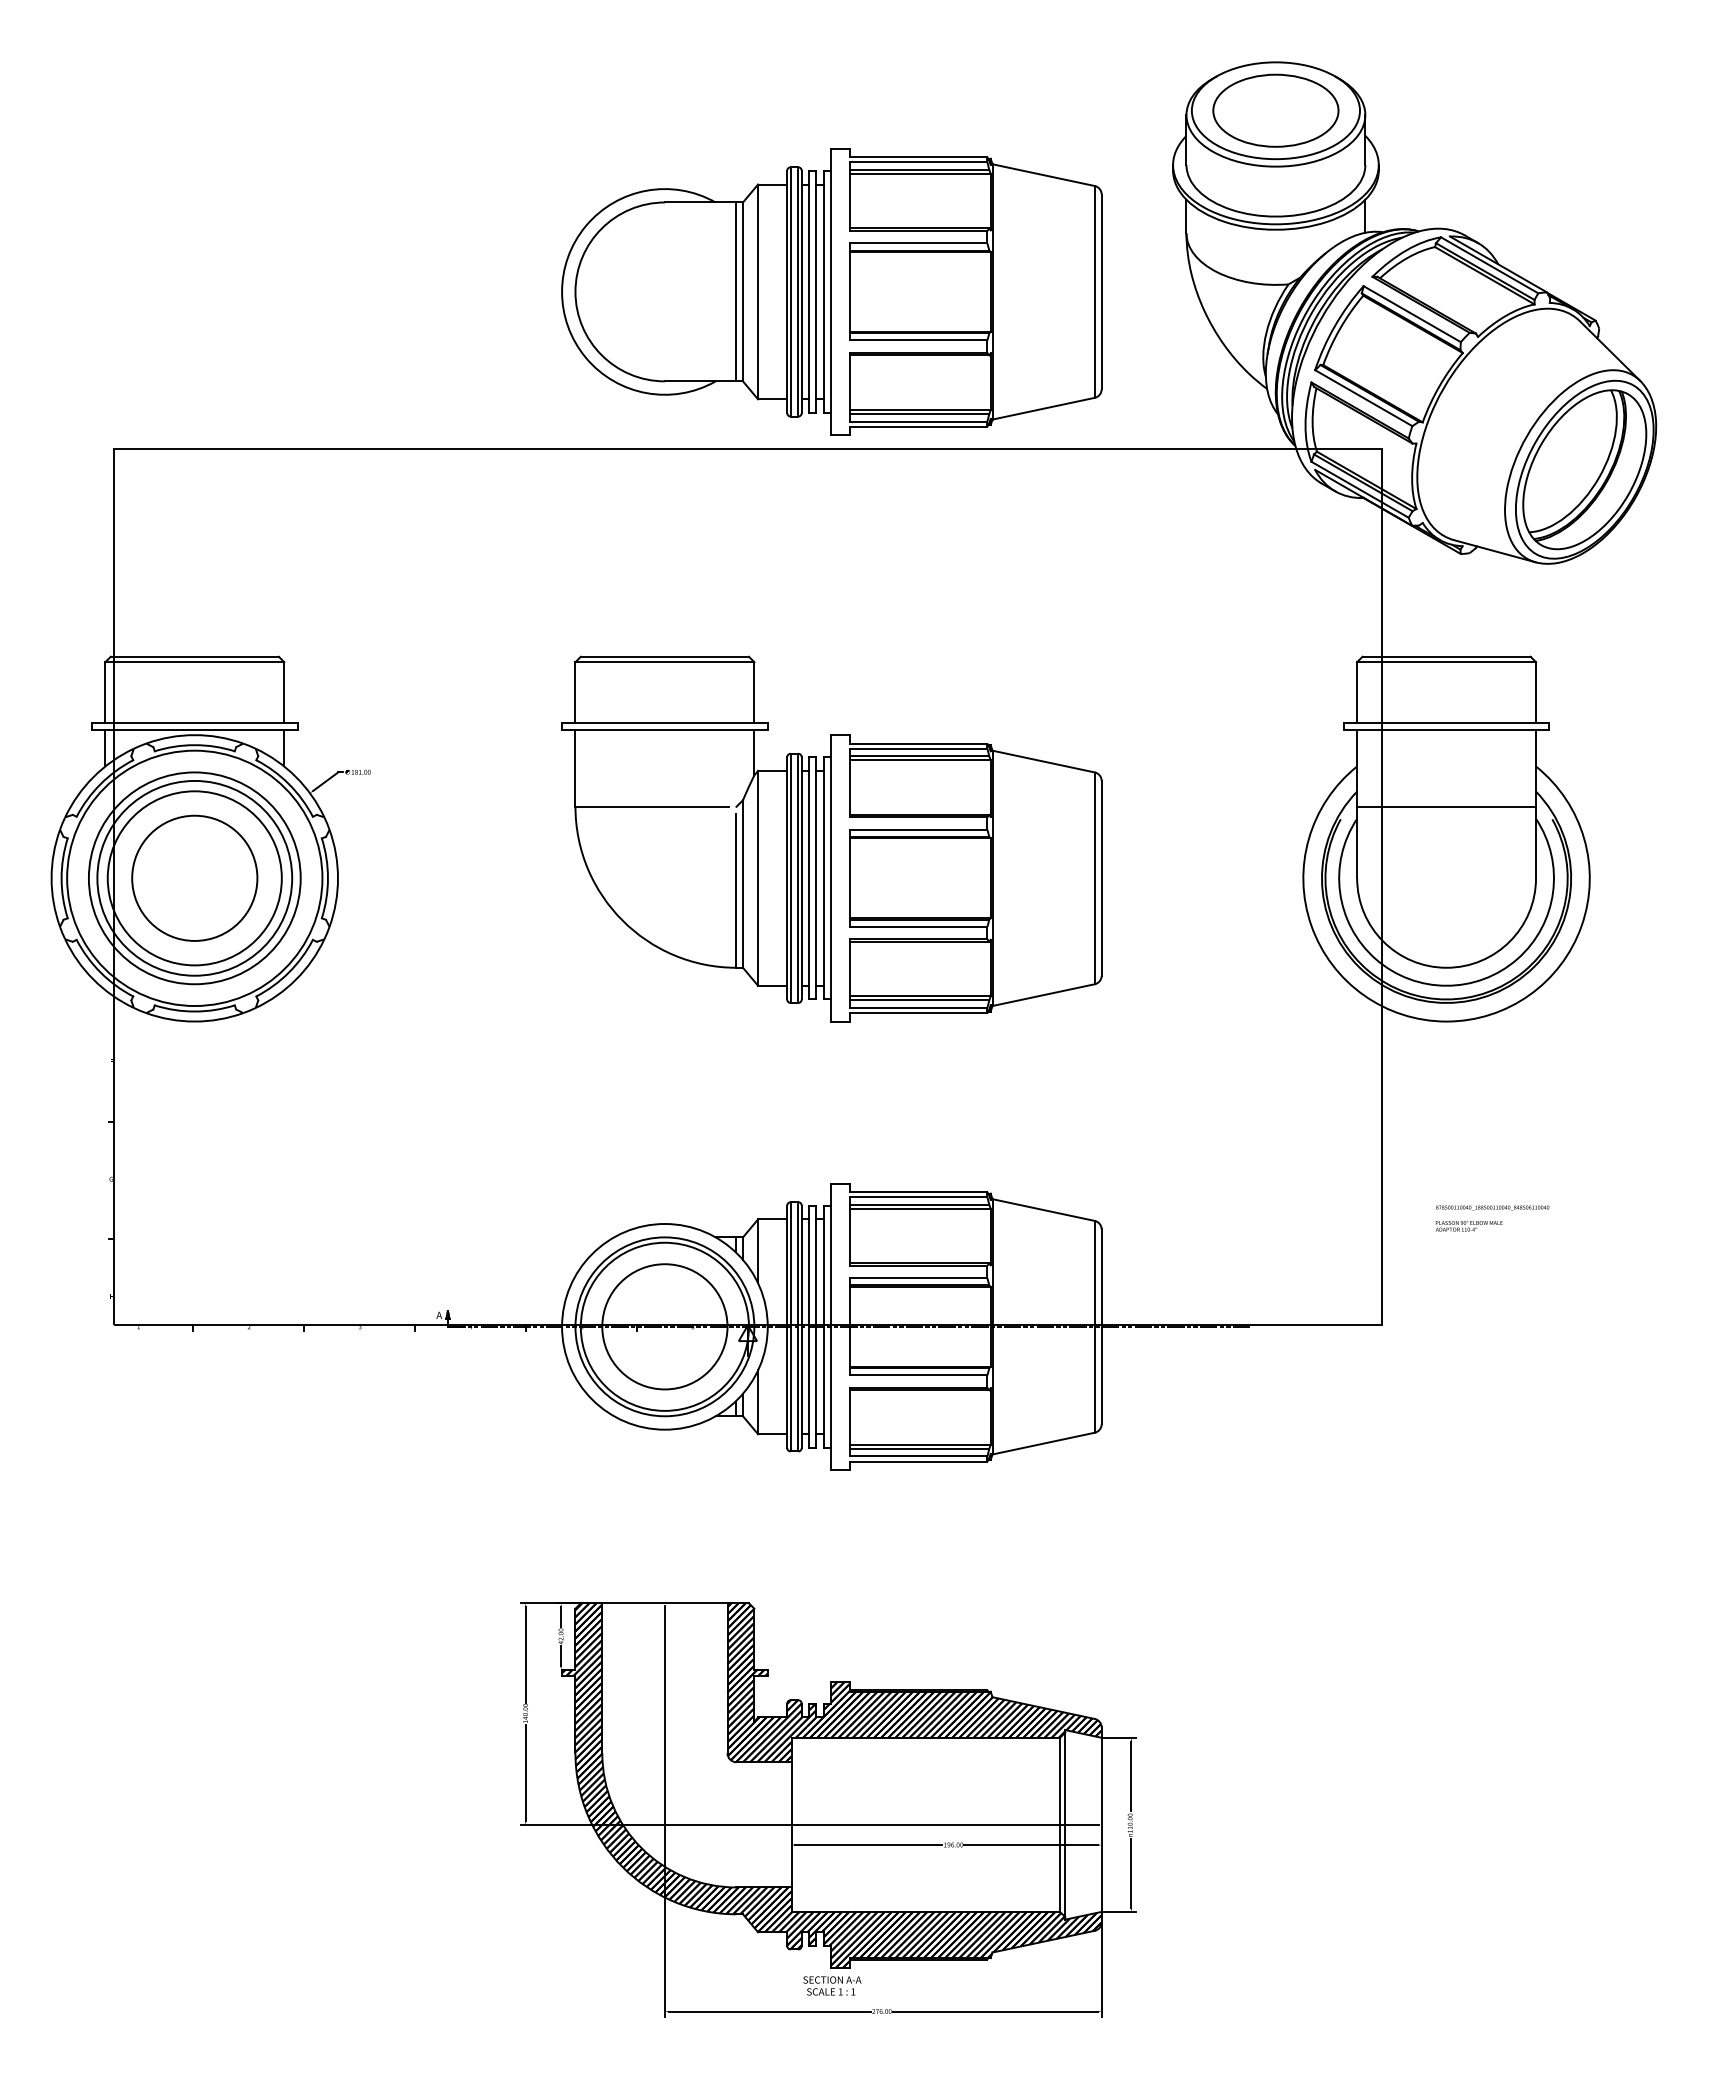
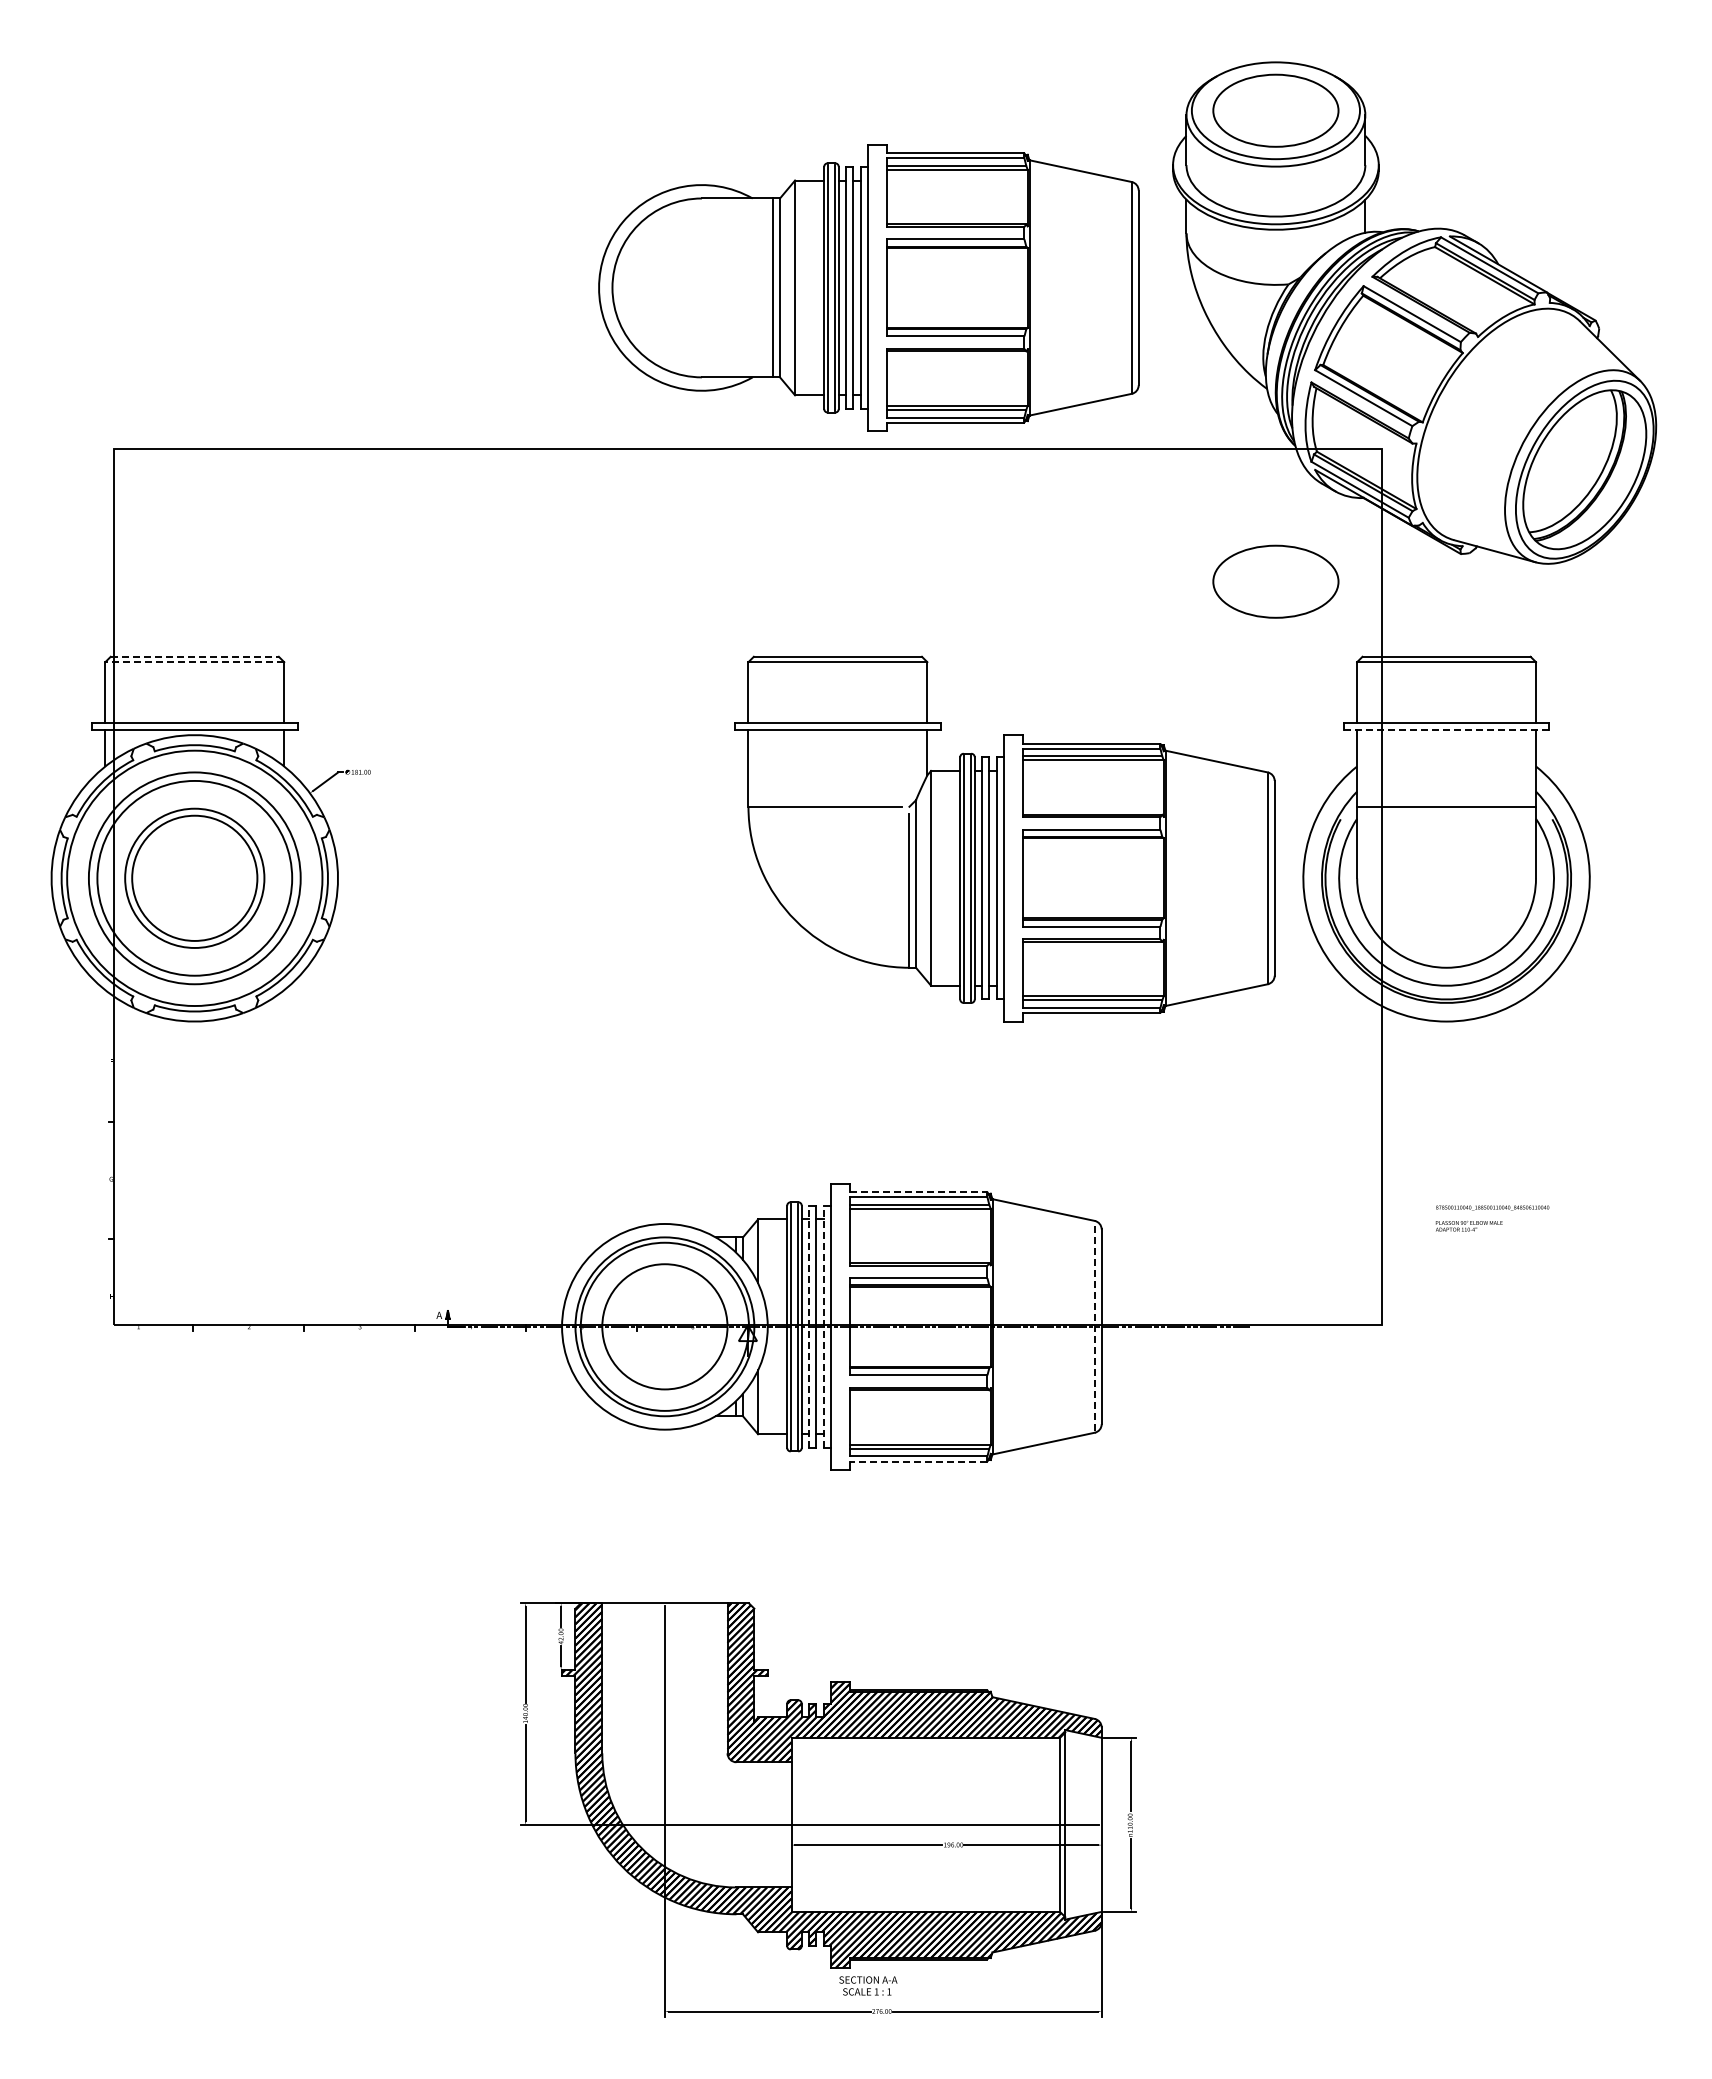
part position: (831, 291) -> (868, 287) (868, 287)
part: none -> present (1275, 581)
line: solid -> dashed (195, 656)
line: solid -> dashed (194, 662)
line: solid -> dashed (1446, 729)
part position: (831, 838) -> (1004, 838) (1004, 838)
circle diameter: 174 px -> 139 px (194, 877)
line: solid -> dashed (918, 1192)
line: solid -> dashed (809, 1326)
line: solid -> dashed (823, 1326)
line: solid -> dashed (1094, 1326)
line: solid -> dashed (918, 1461)
text position: (832, 1985) -> (868, 1985) (868, 1985)
